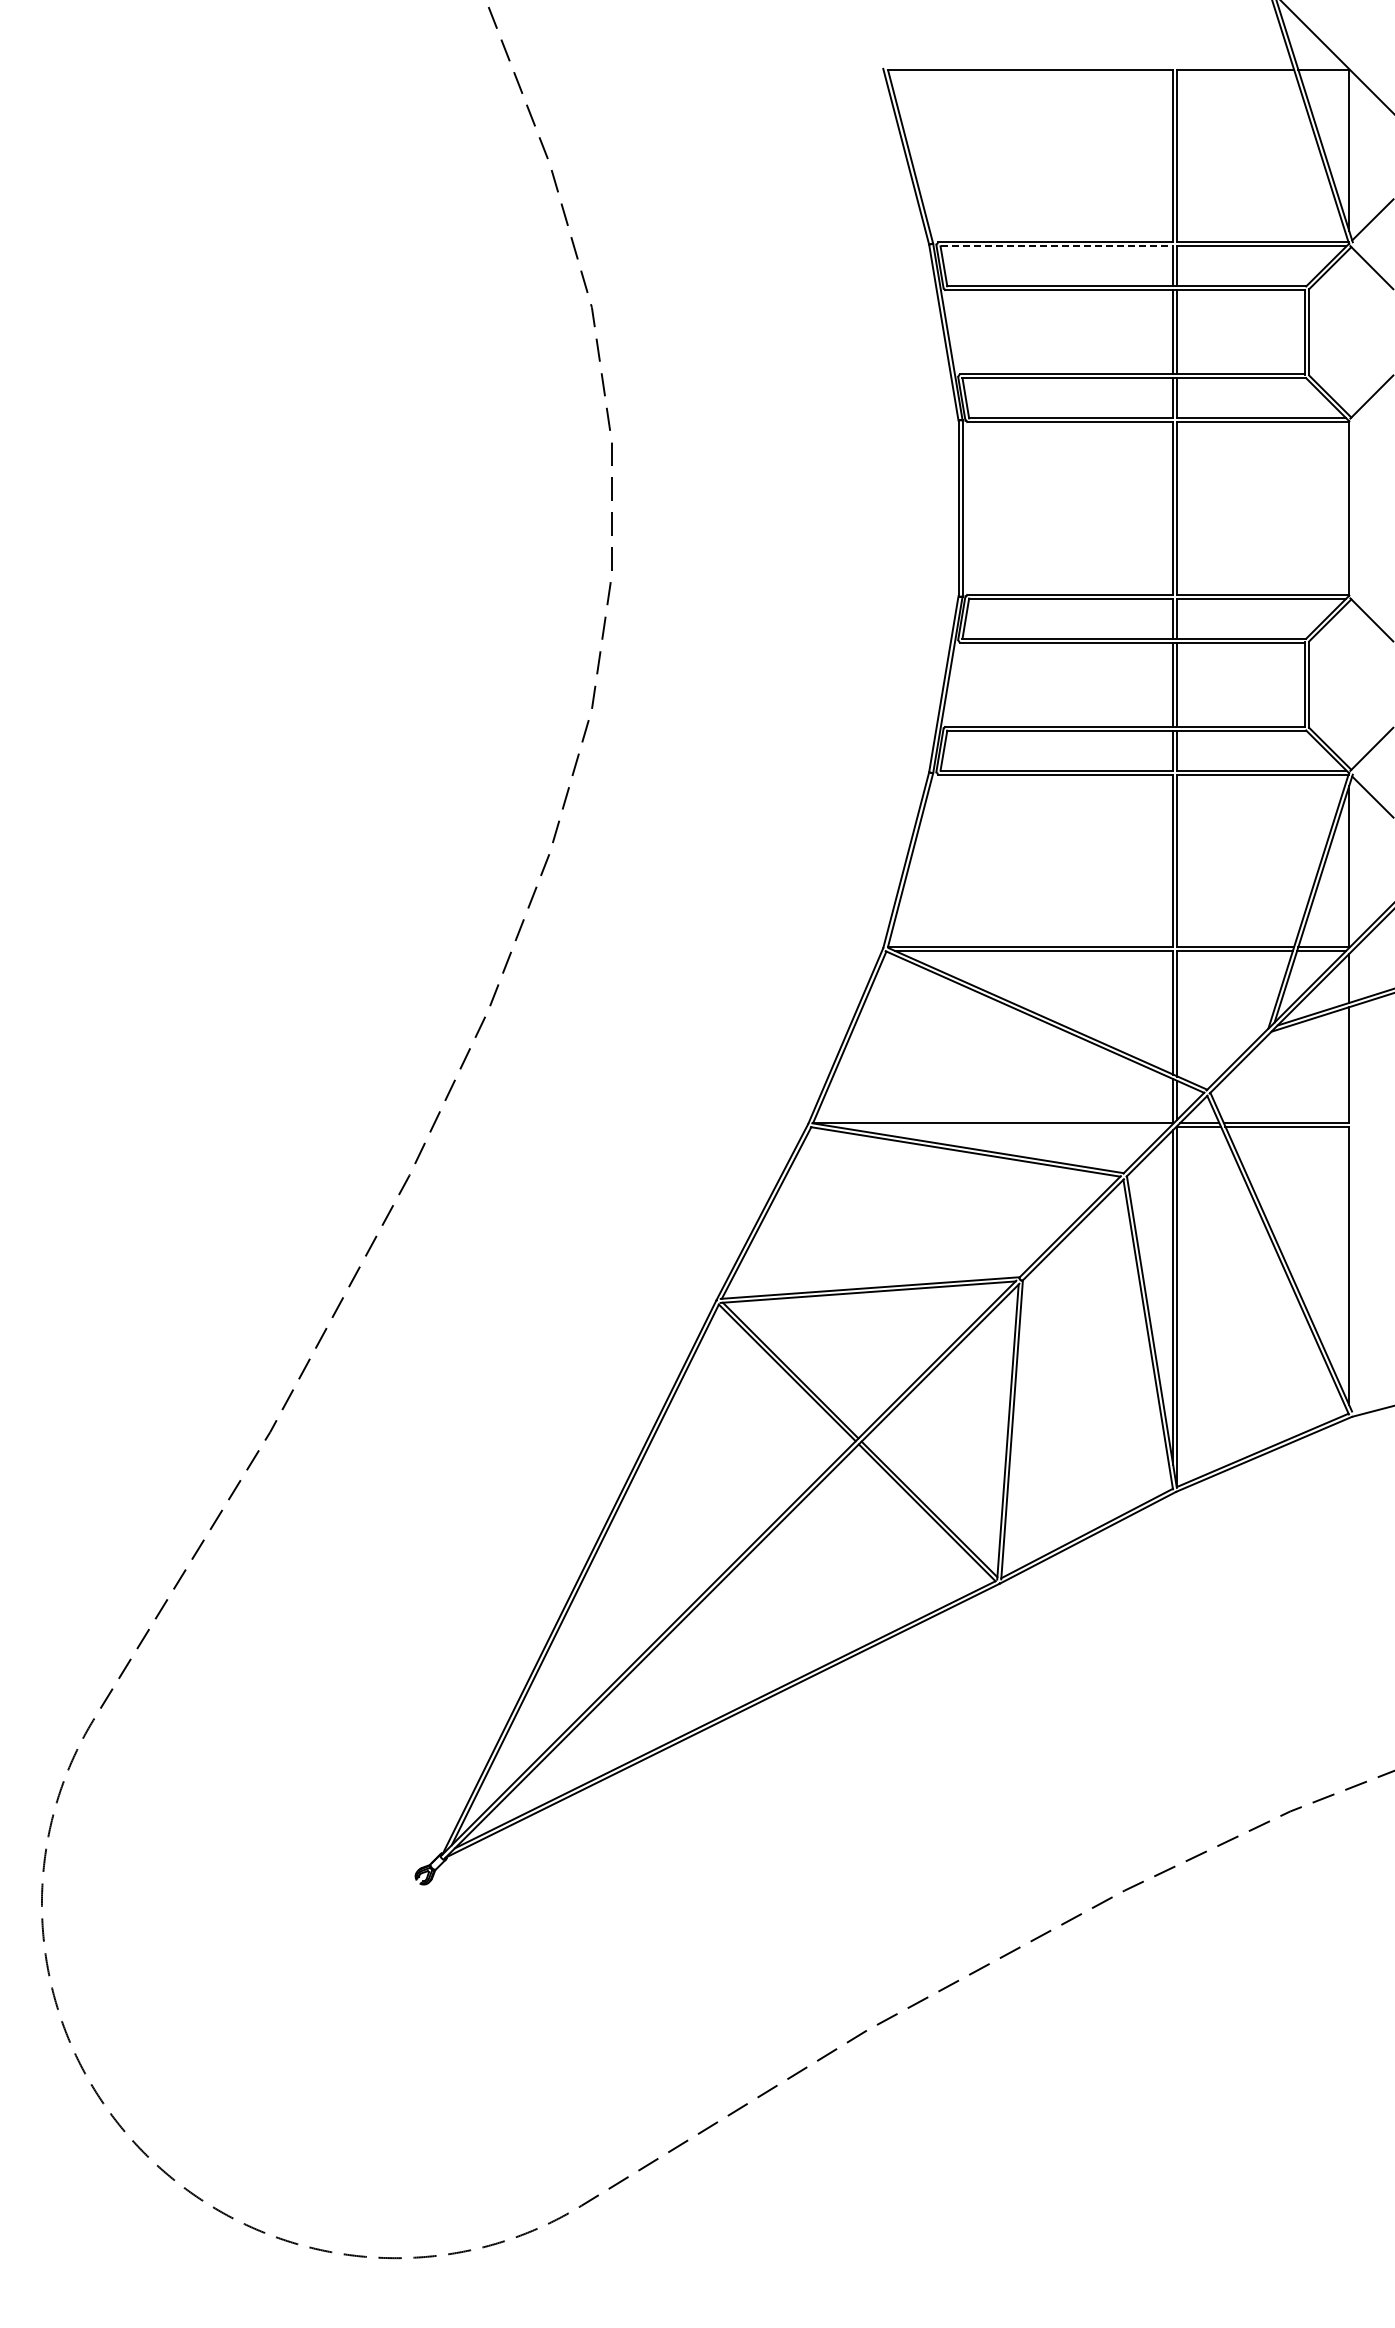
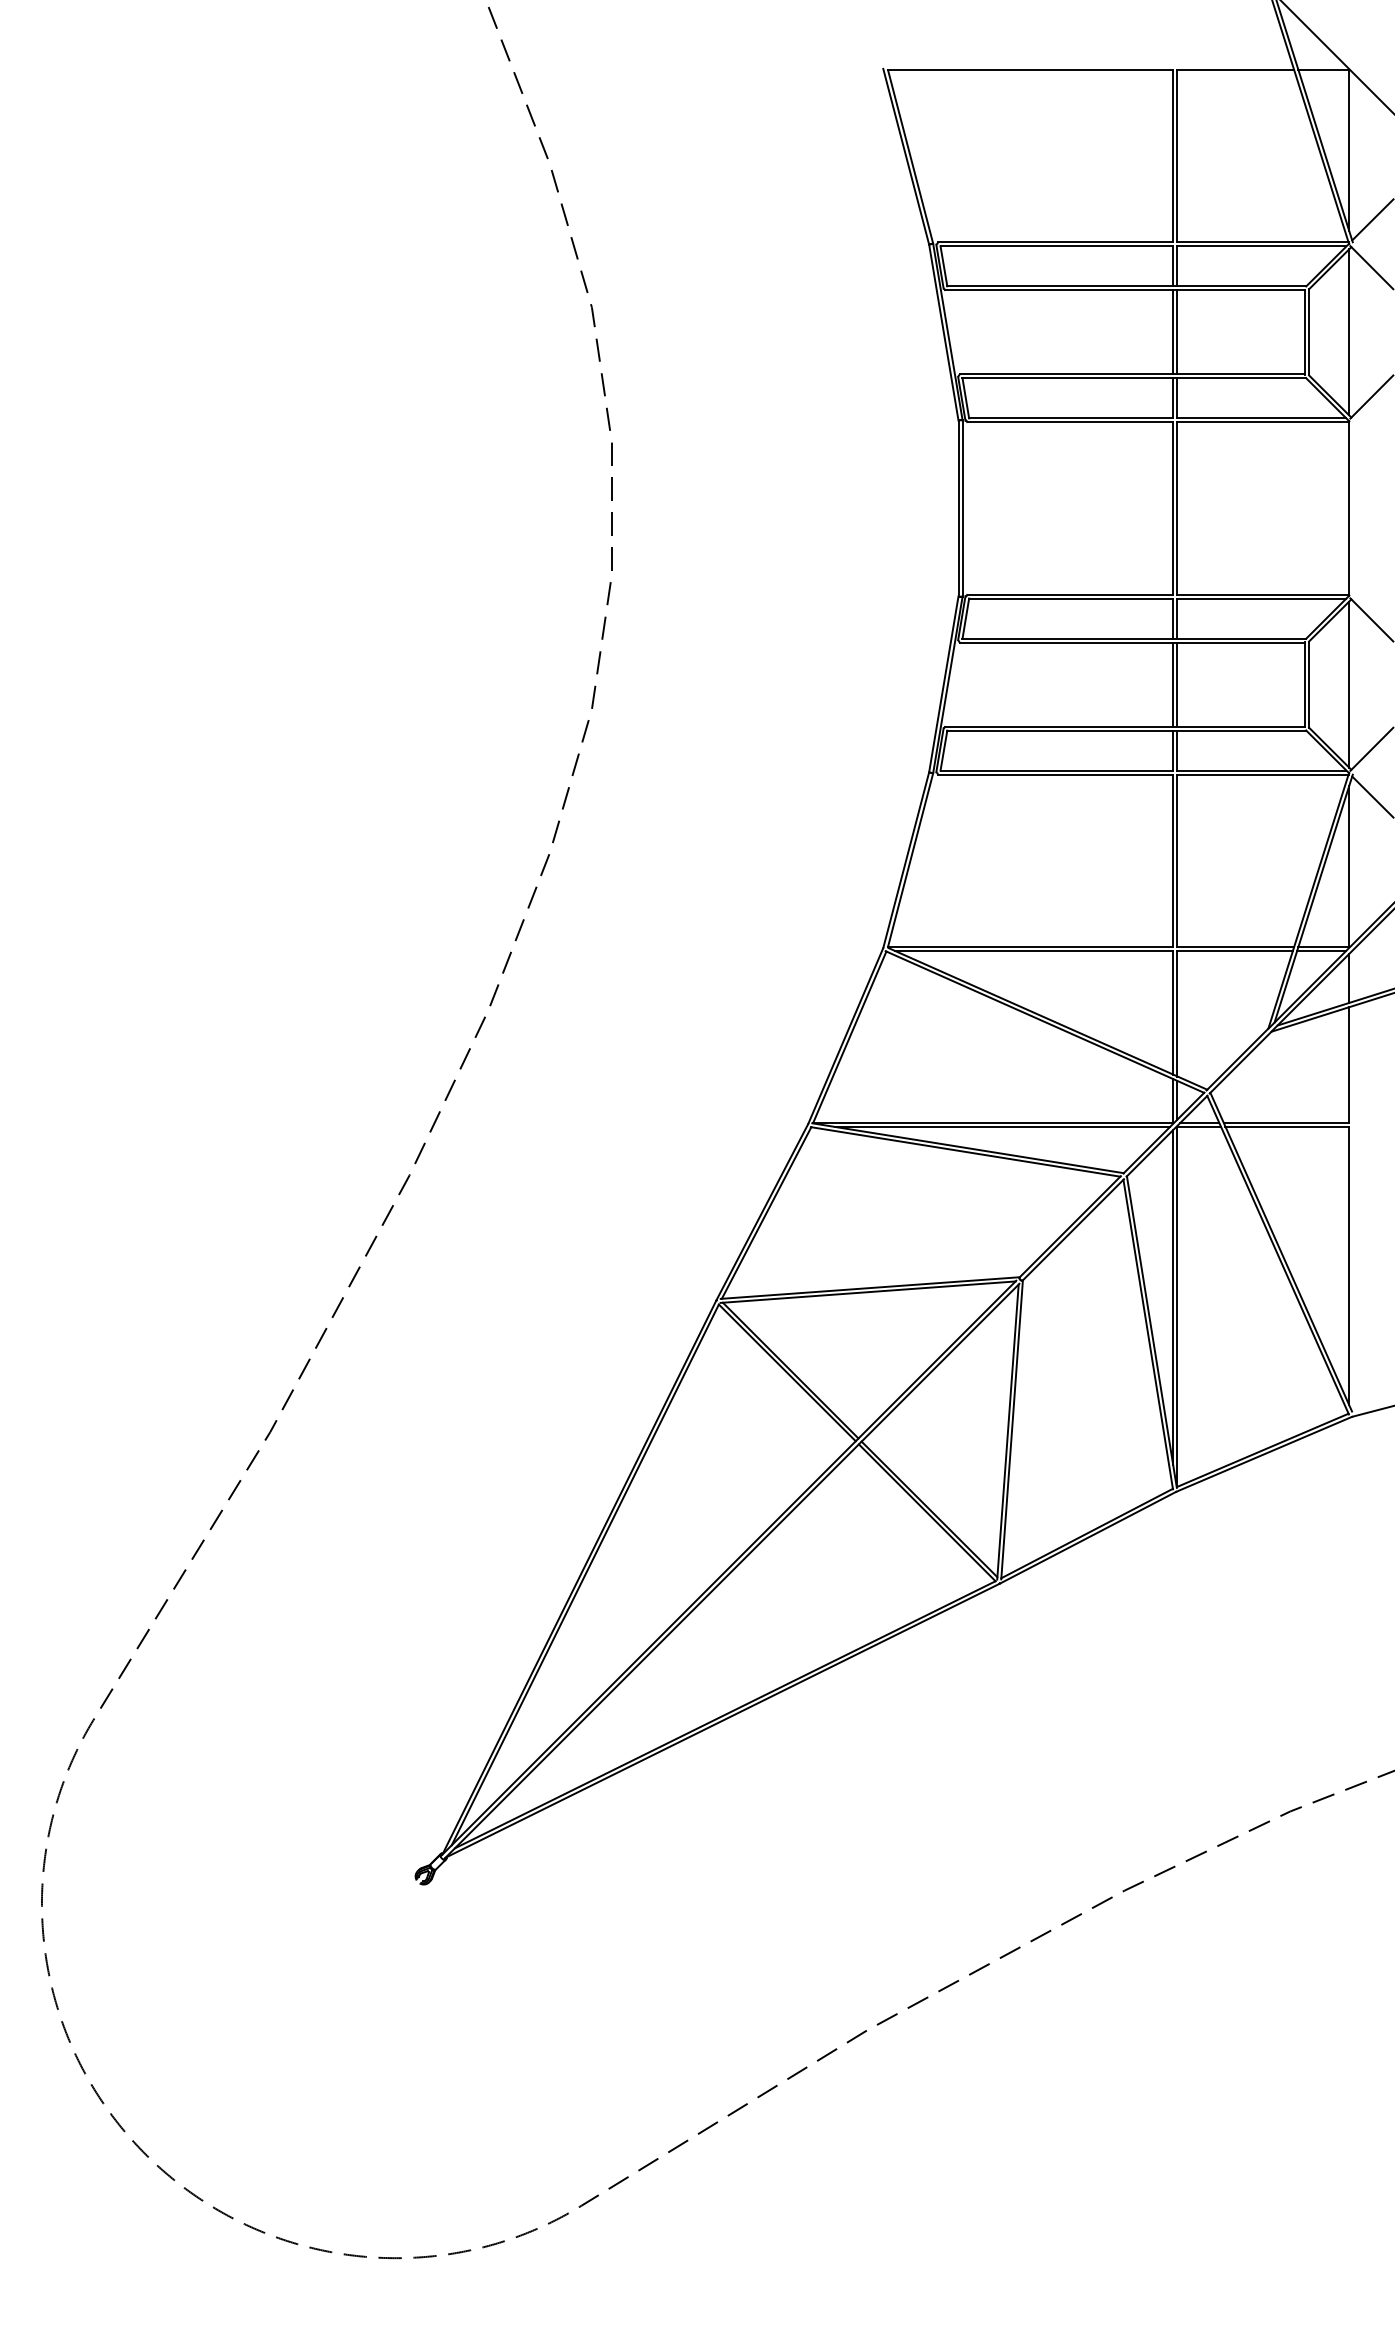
line: dashed -> solid (1057, 246)
line: none -> present (1349, 332)
line: none -> present (1349, 684)
line: none -> present (1002, 1126)
